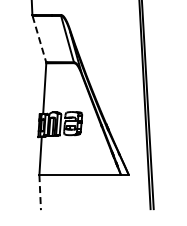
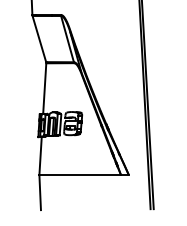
line: dashed -> solid (39, 39)
line: dashed -> solid (40, 192)
